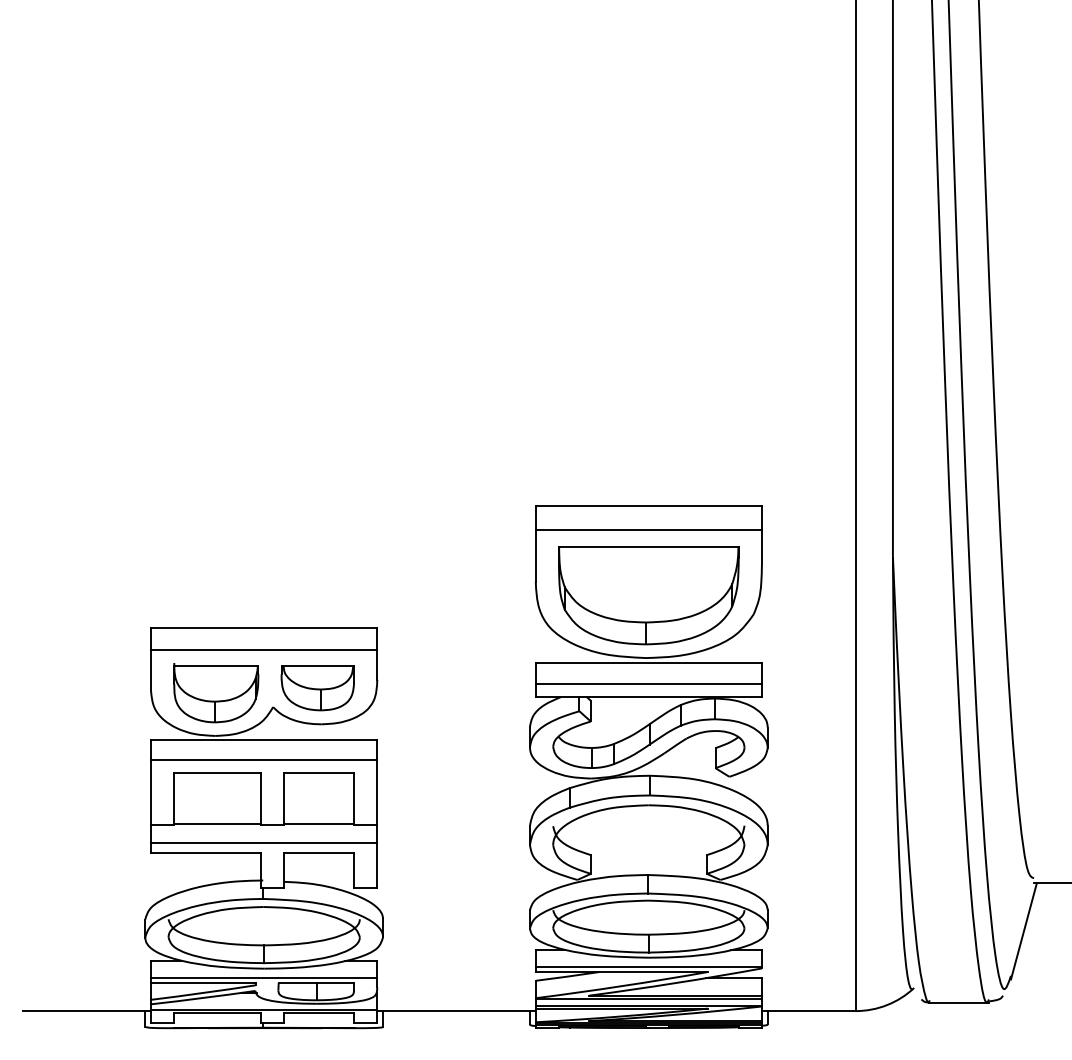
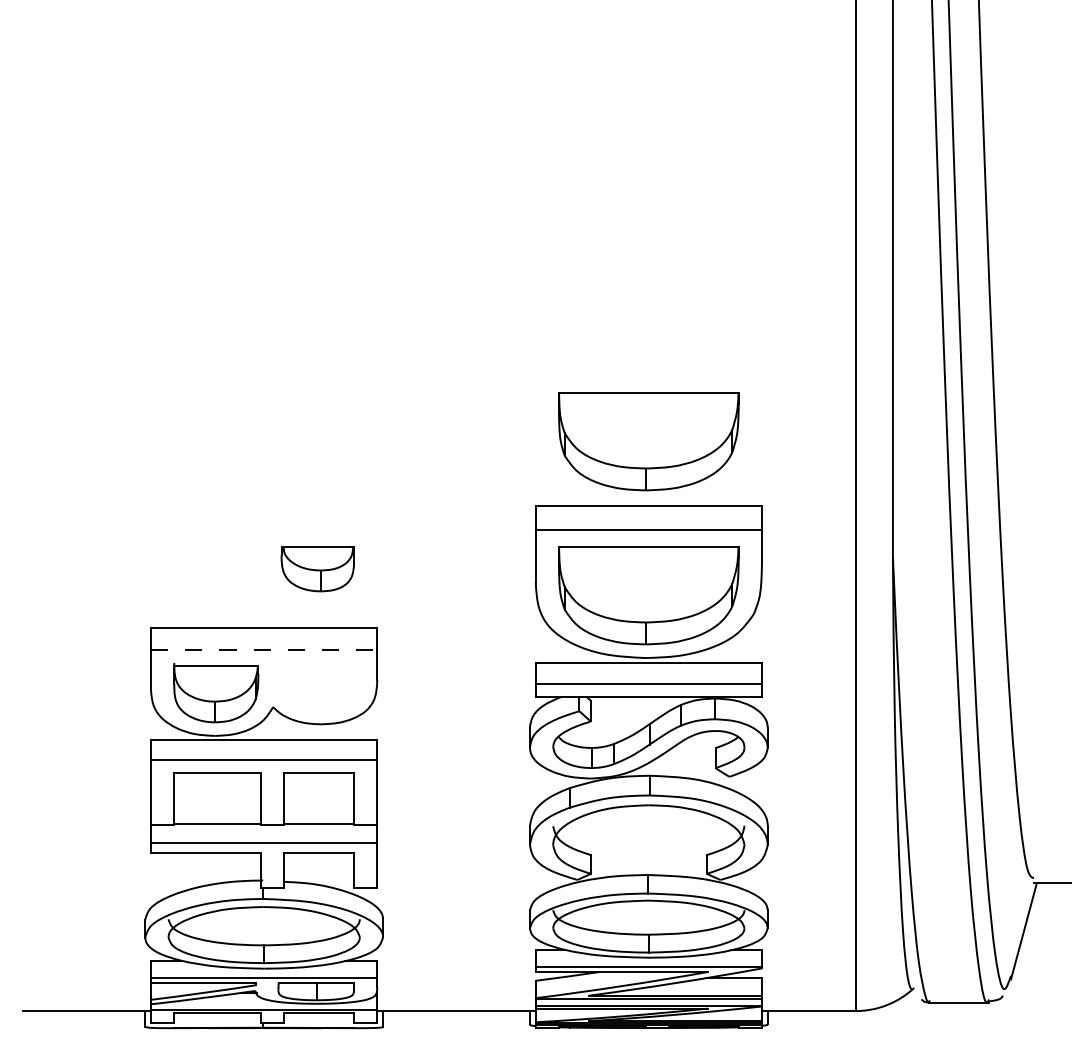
part: none -> present (648, 441)
line: solid -> dashed (264, 650)
part position: (317, 688) -> (317, 569) (317, 569)
